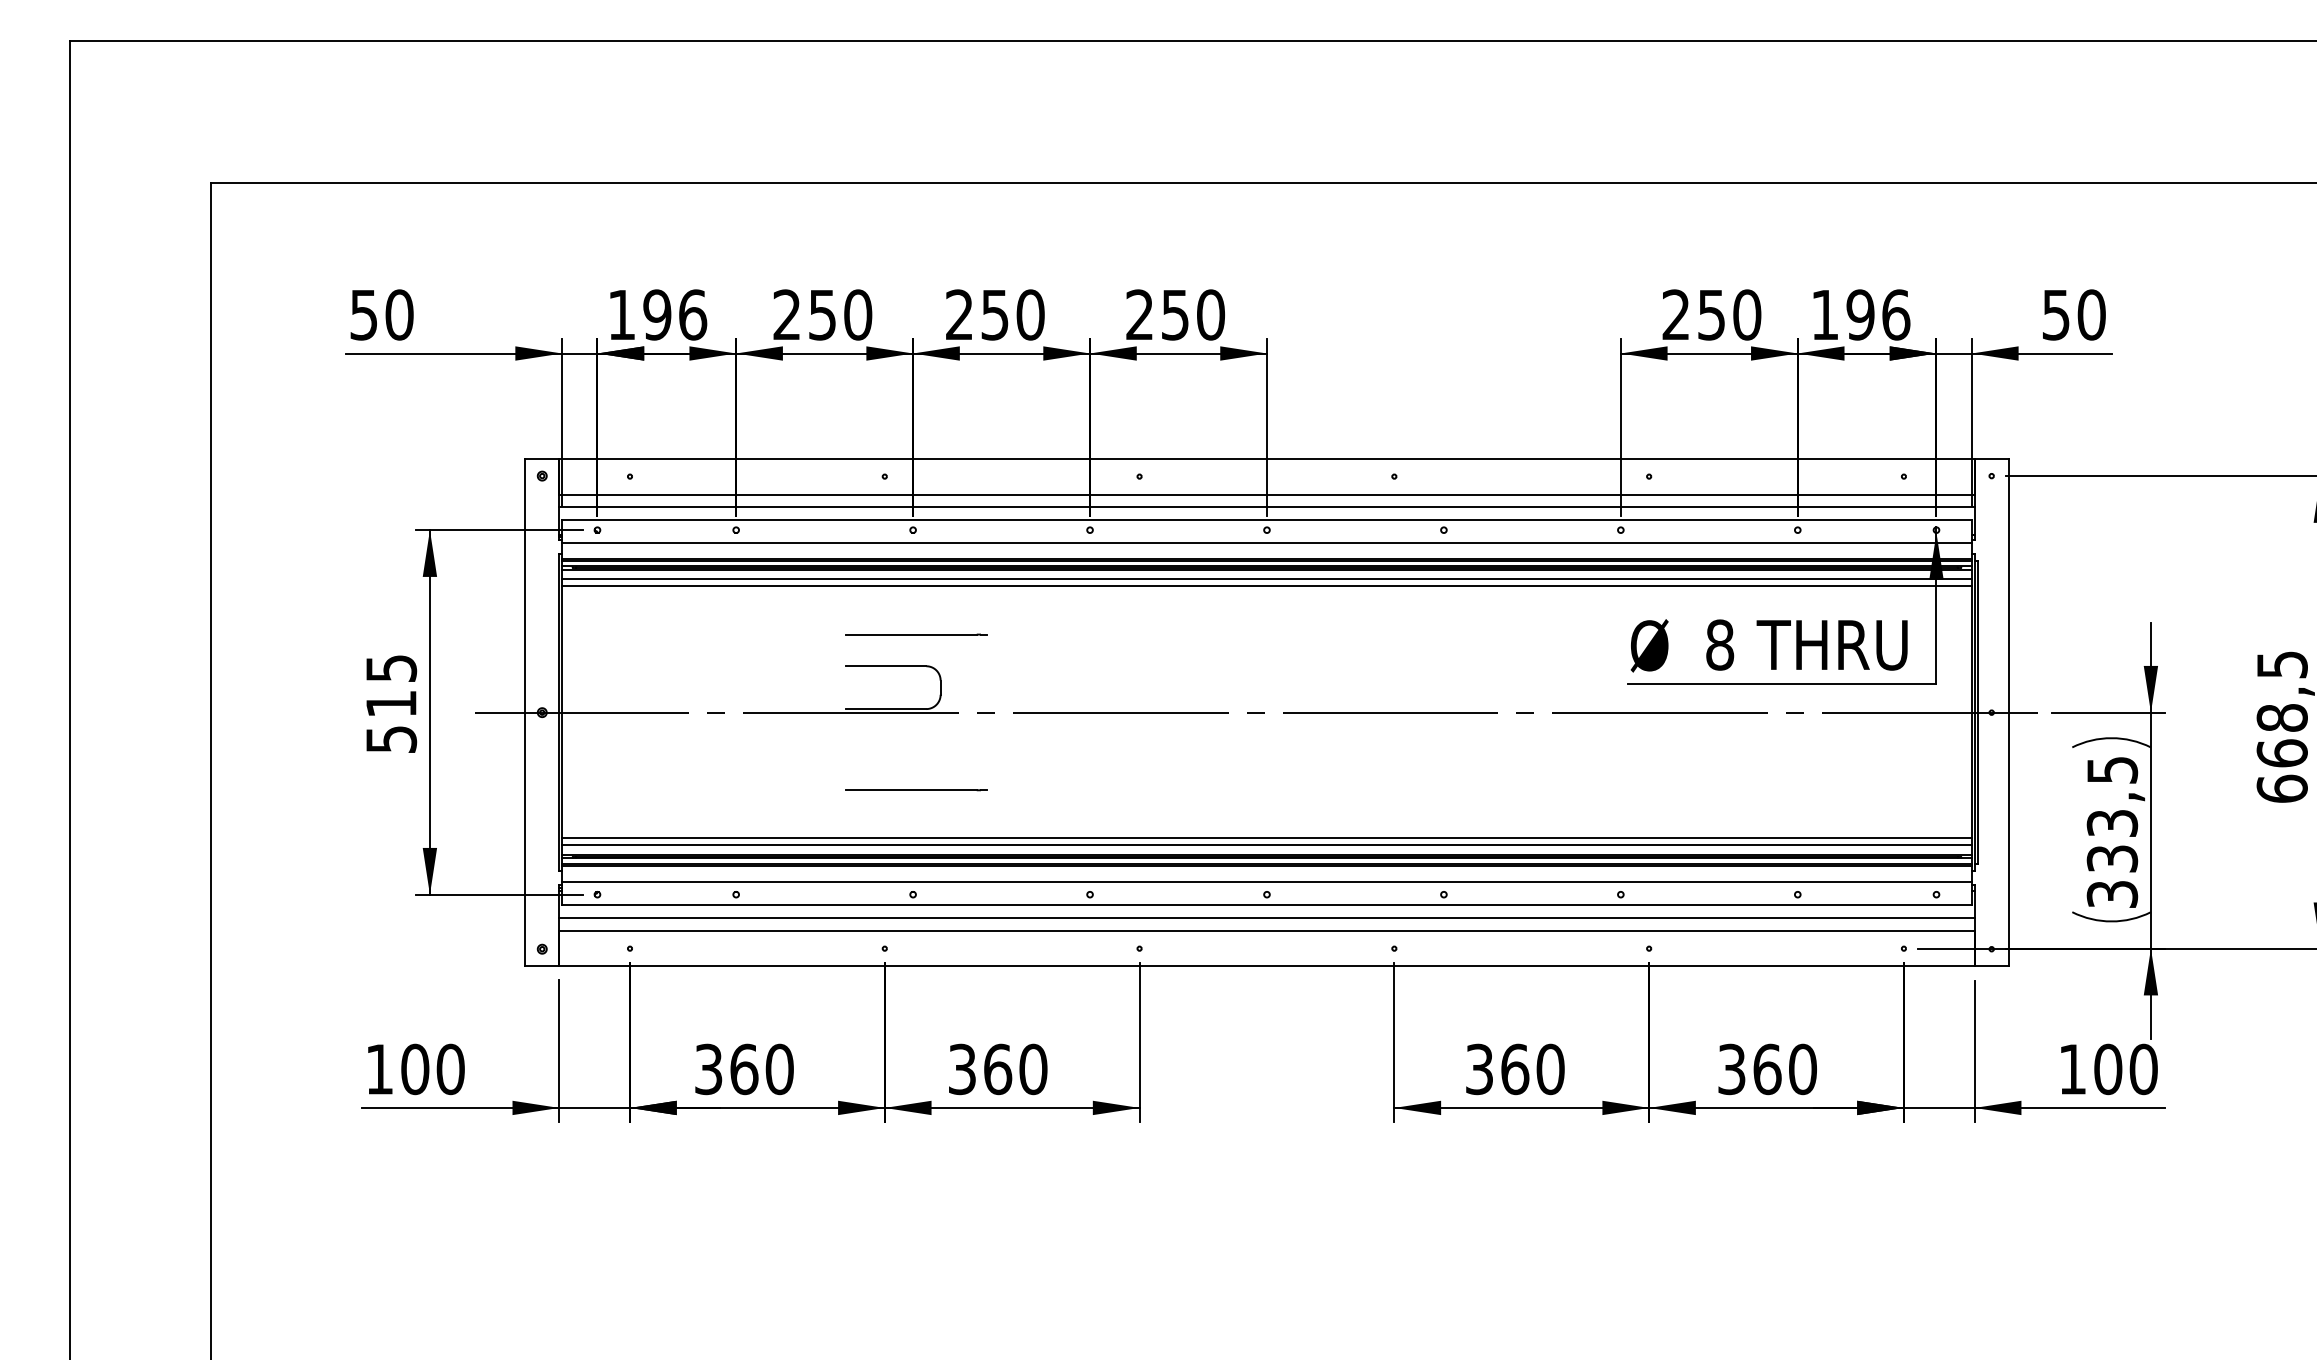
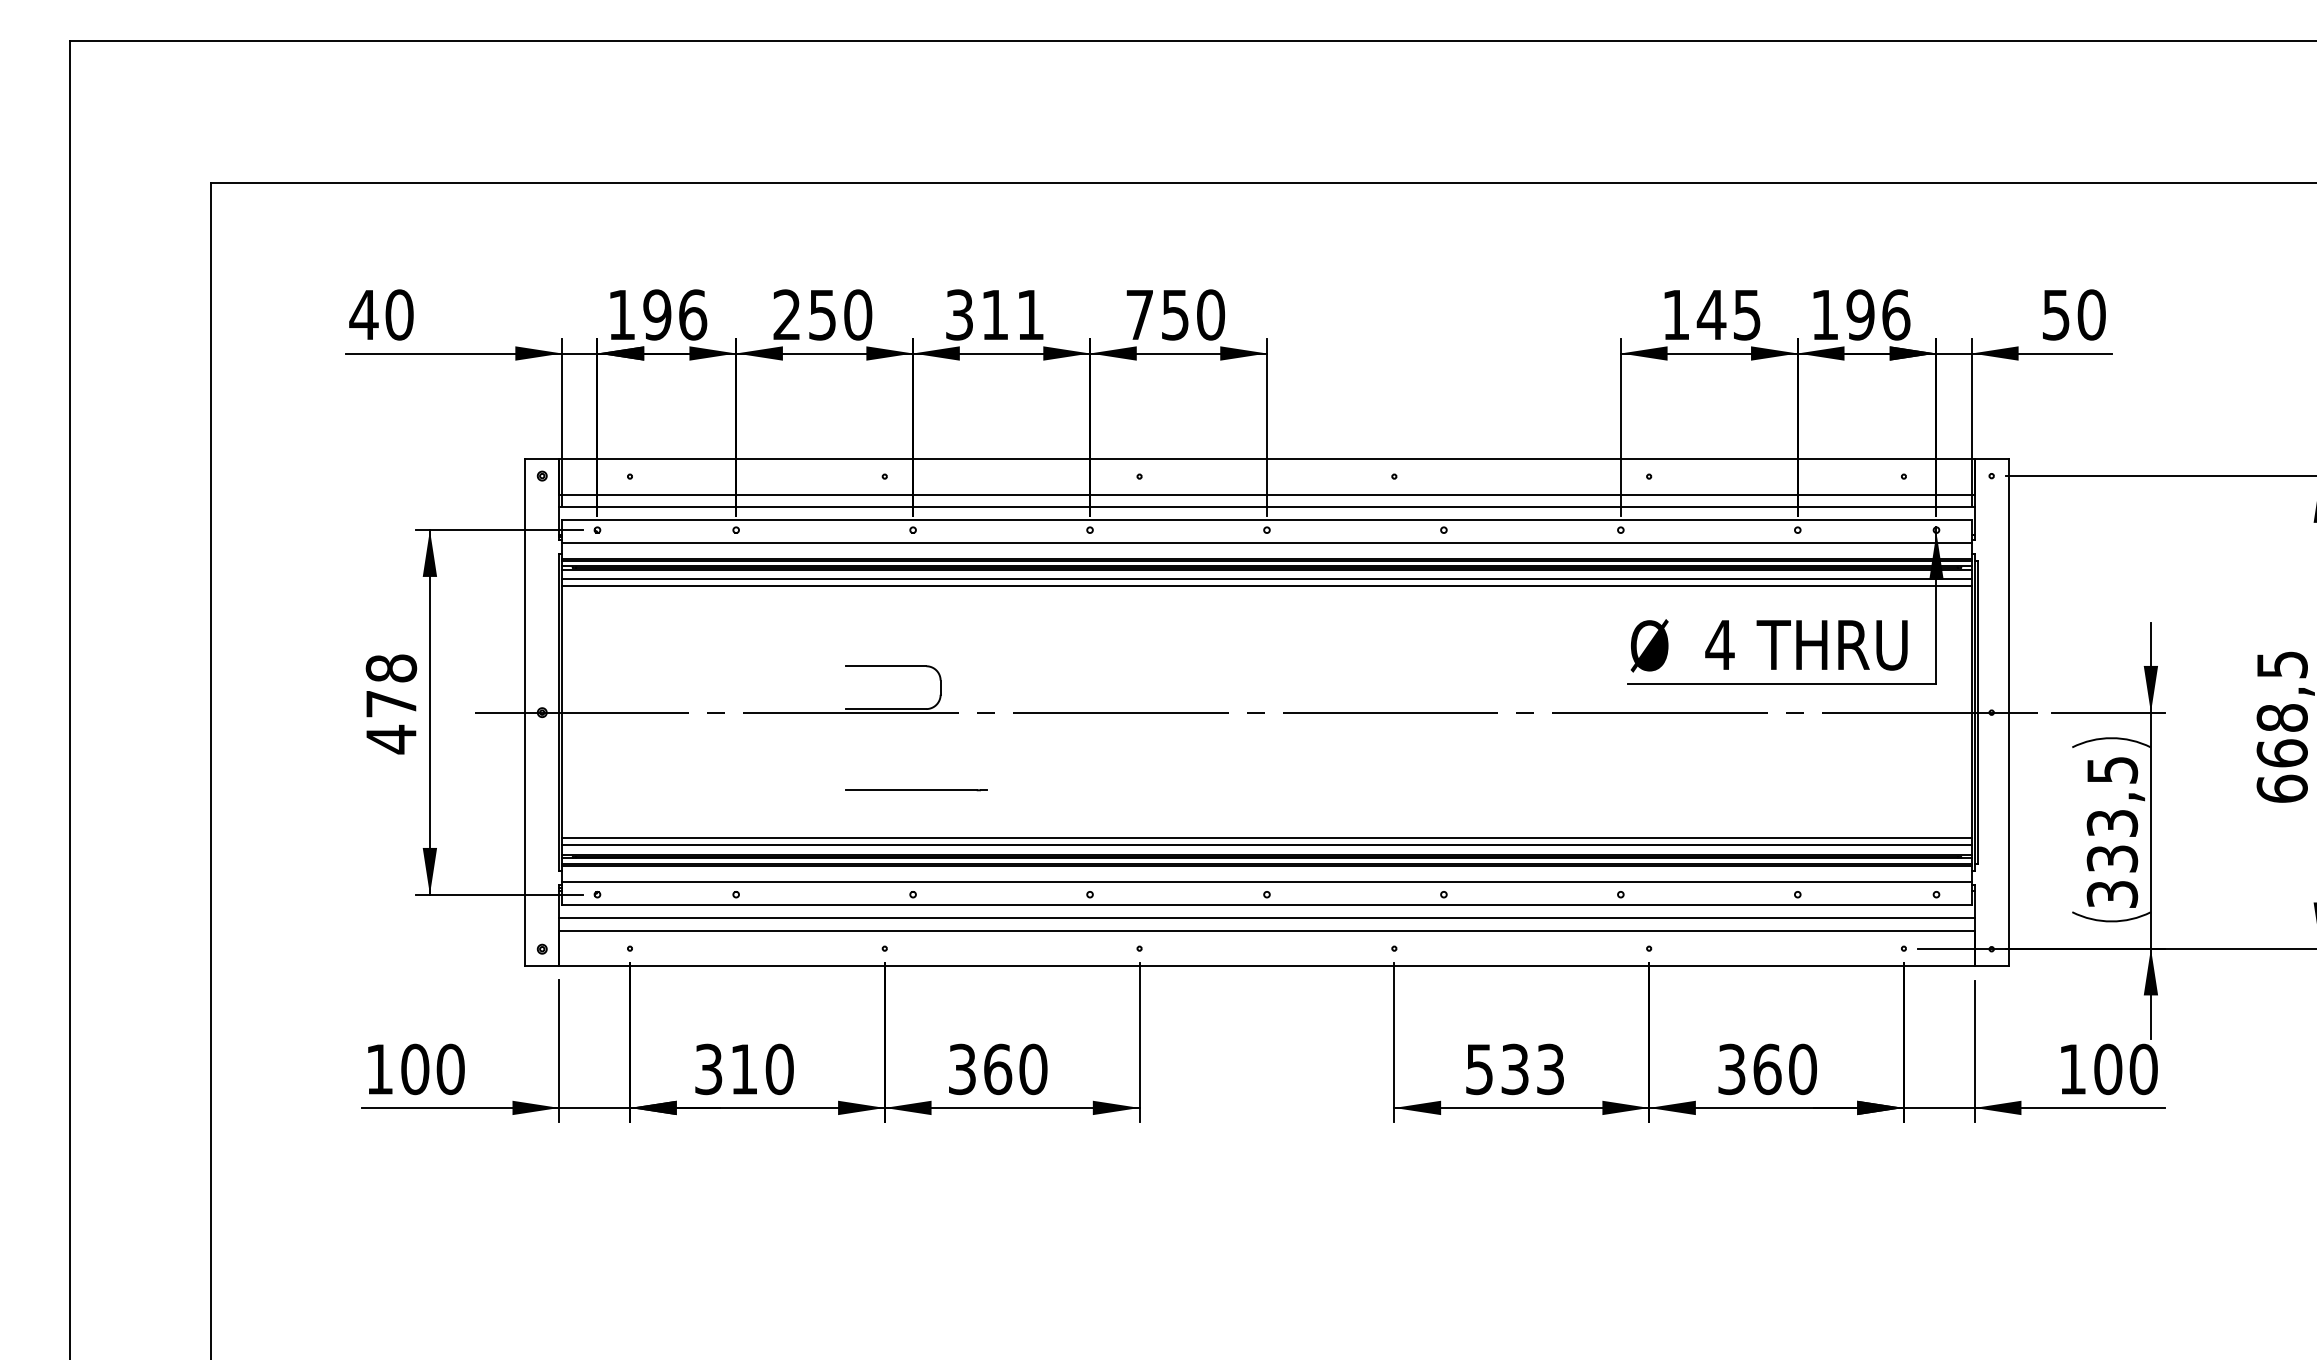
text: 250 -> 311 (995, 314)
text: 250 -> 750 (1139, 314)
text: 250 -> 145 (1711, 314)
text: 50 -> 40 (363, 315)
line: present -> none (916, 634)
text: 8 -> 4 (1719, 644)
text: 515 -> 478 (391, 704)
text: 360 -> 310 (744, 1069)
text: 360 -> 533 (1515, 1069)
